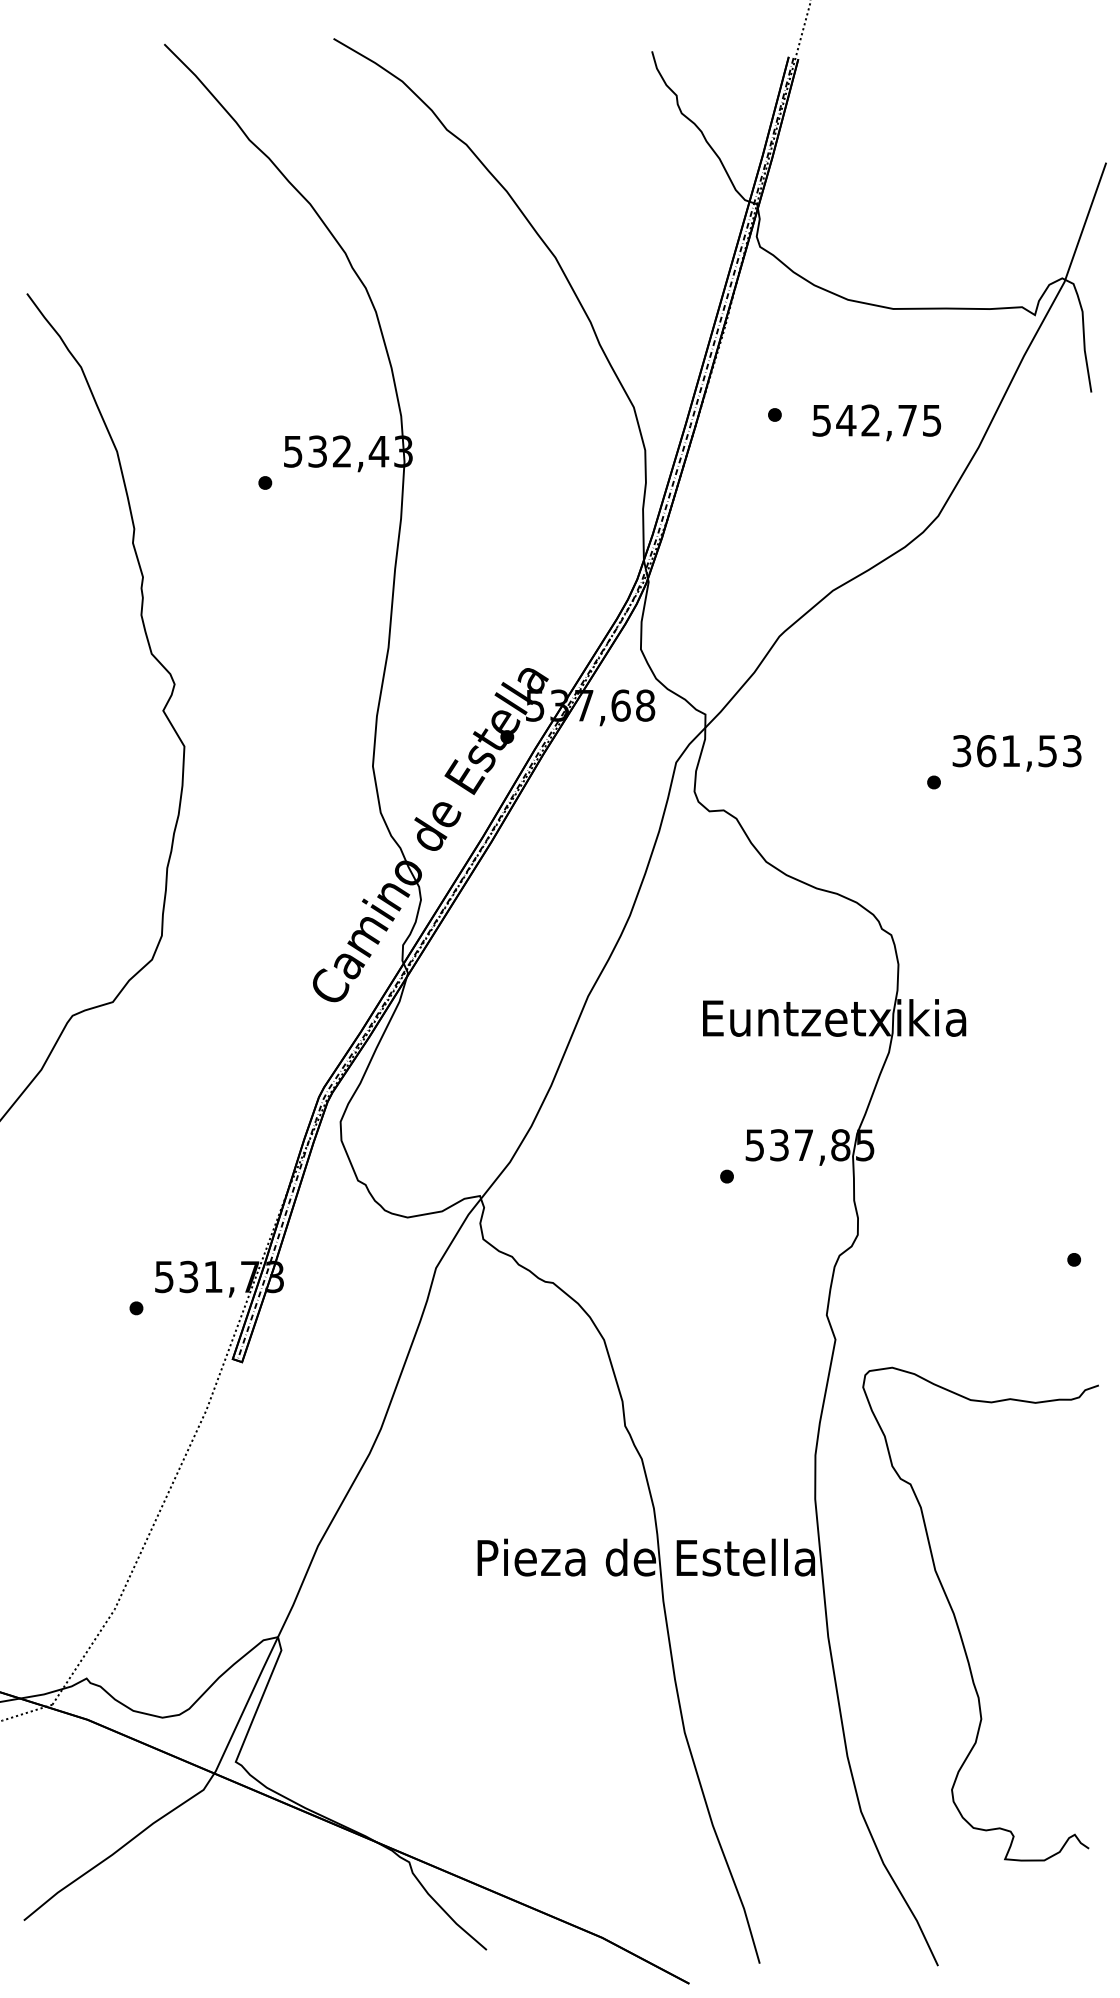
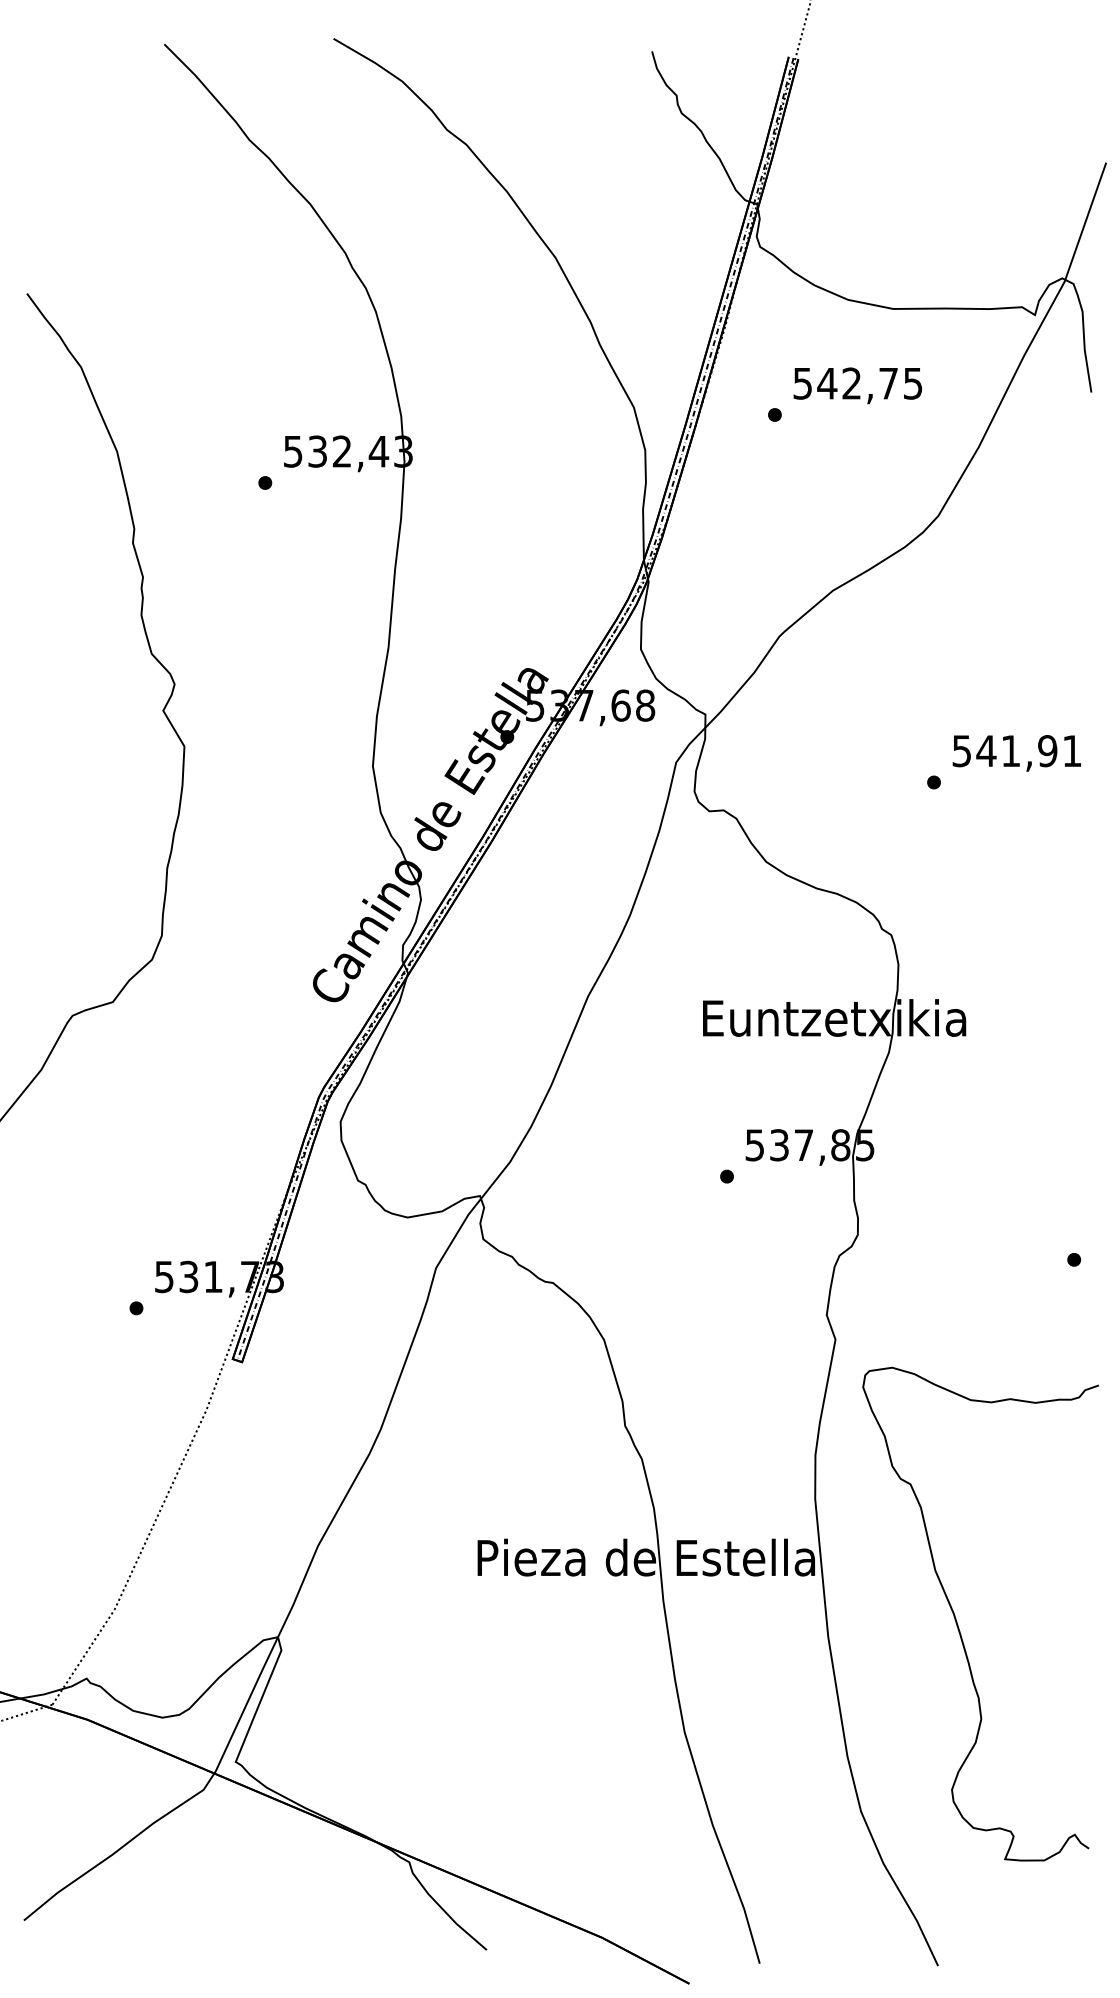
text position: (876, 422) -> (857, 385) (857, 385)
text: 361,53 -> 541,91 (1017, 751)
